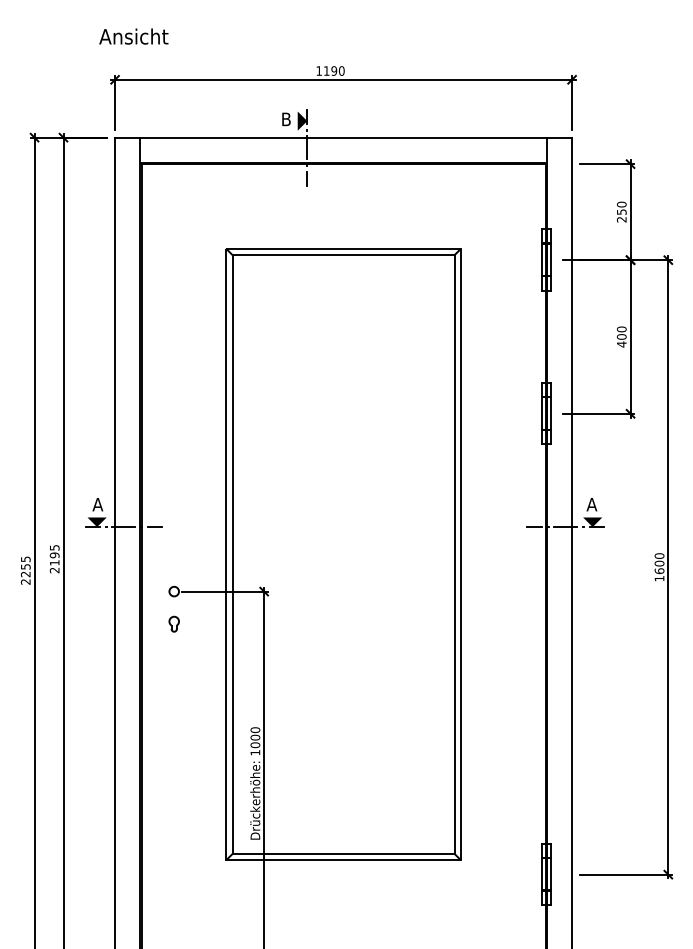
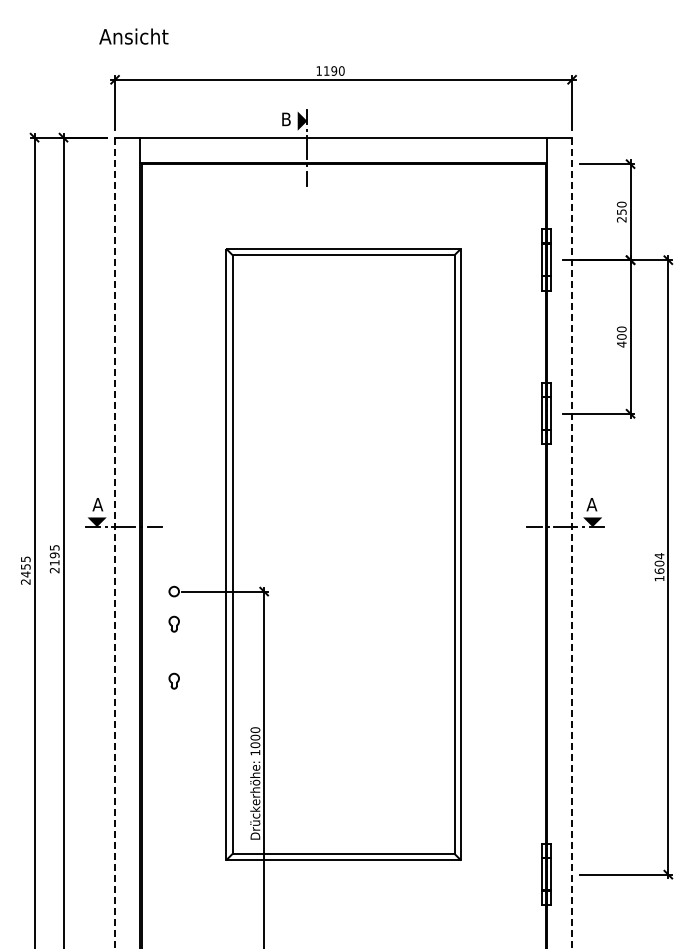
line: solid -> dashed (115, 543)
line: solid -> dashed (572, 543)
text: 1600 -> 1604 (659, 556)
text: 2255 -> 2455 (25, 574)
part: none -> present (173, 680)
